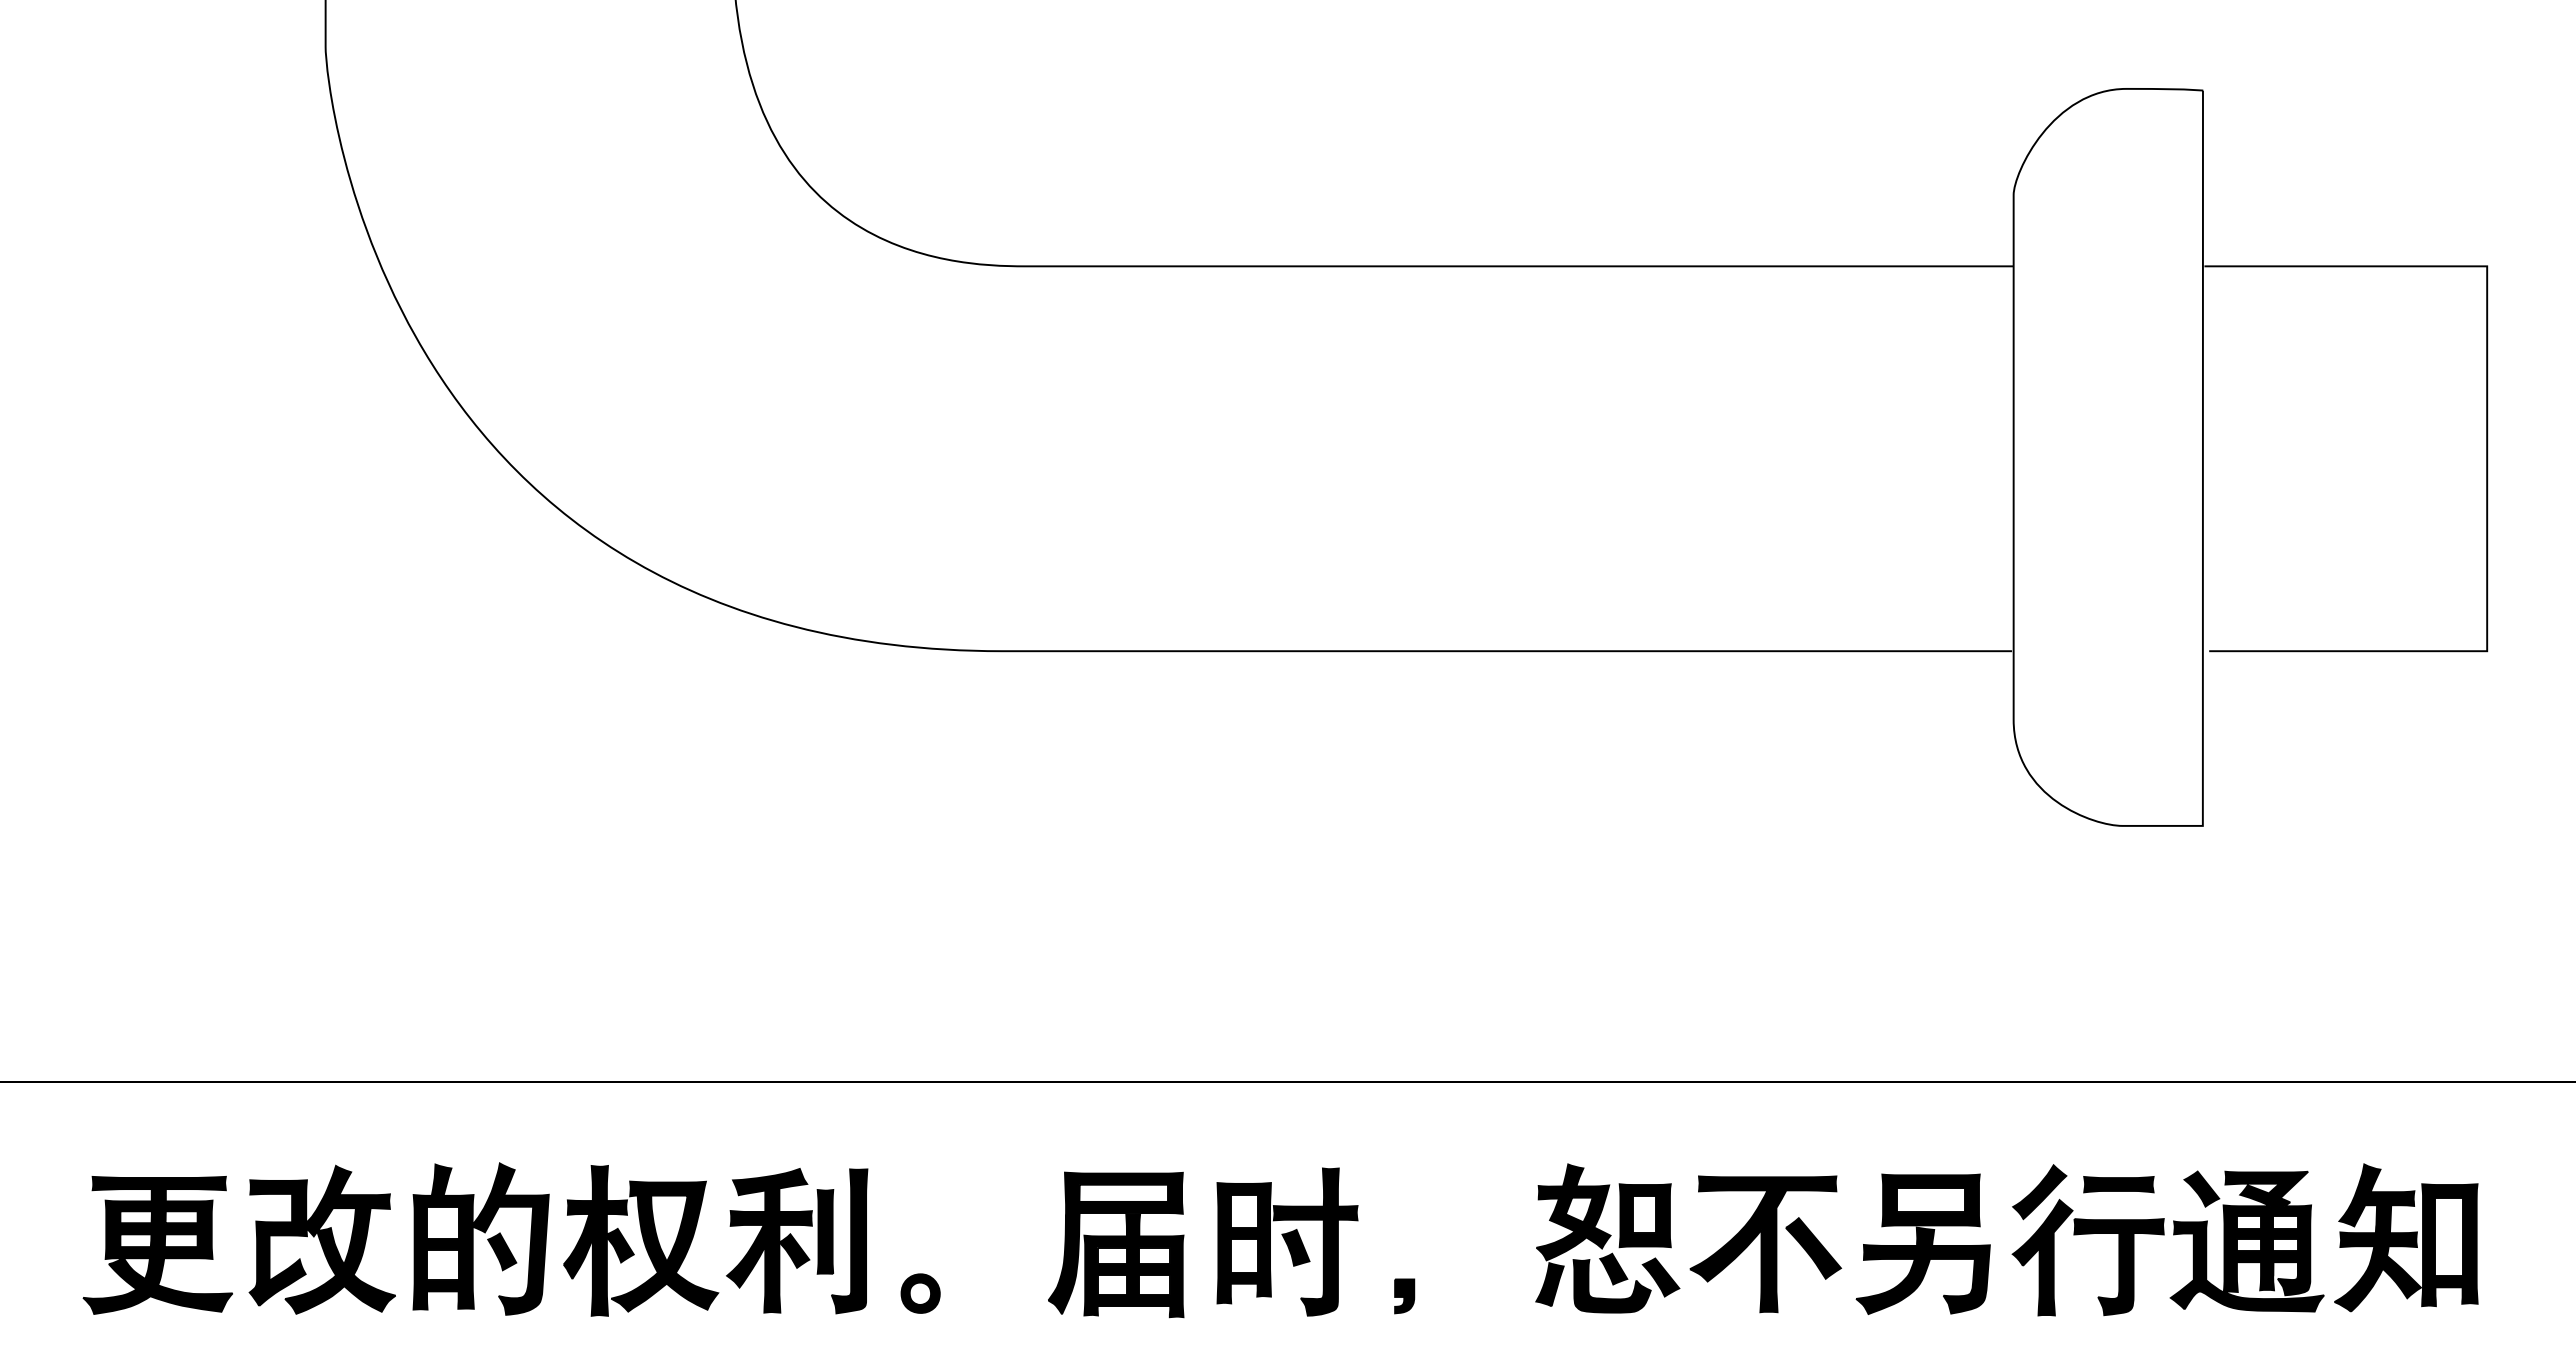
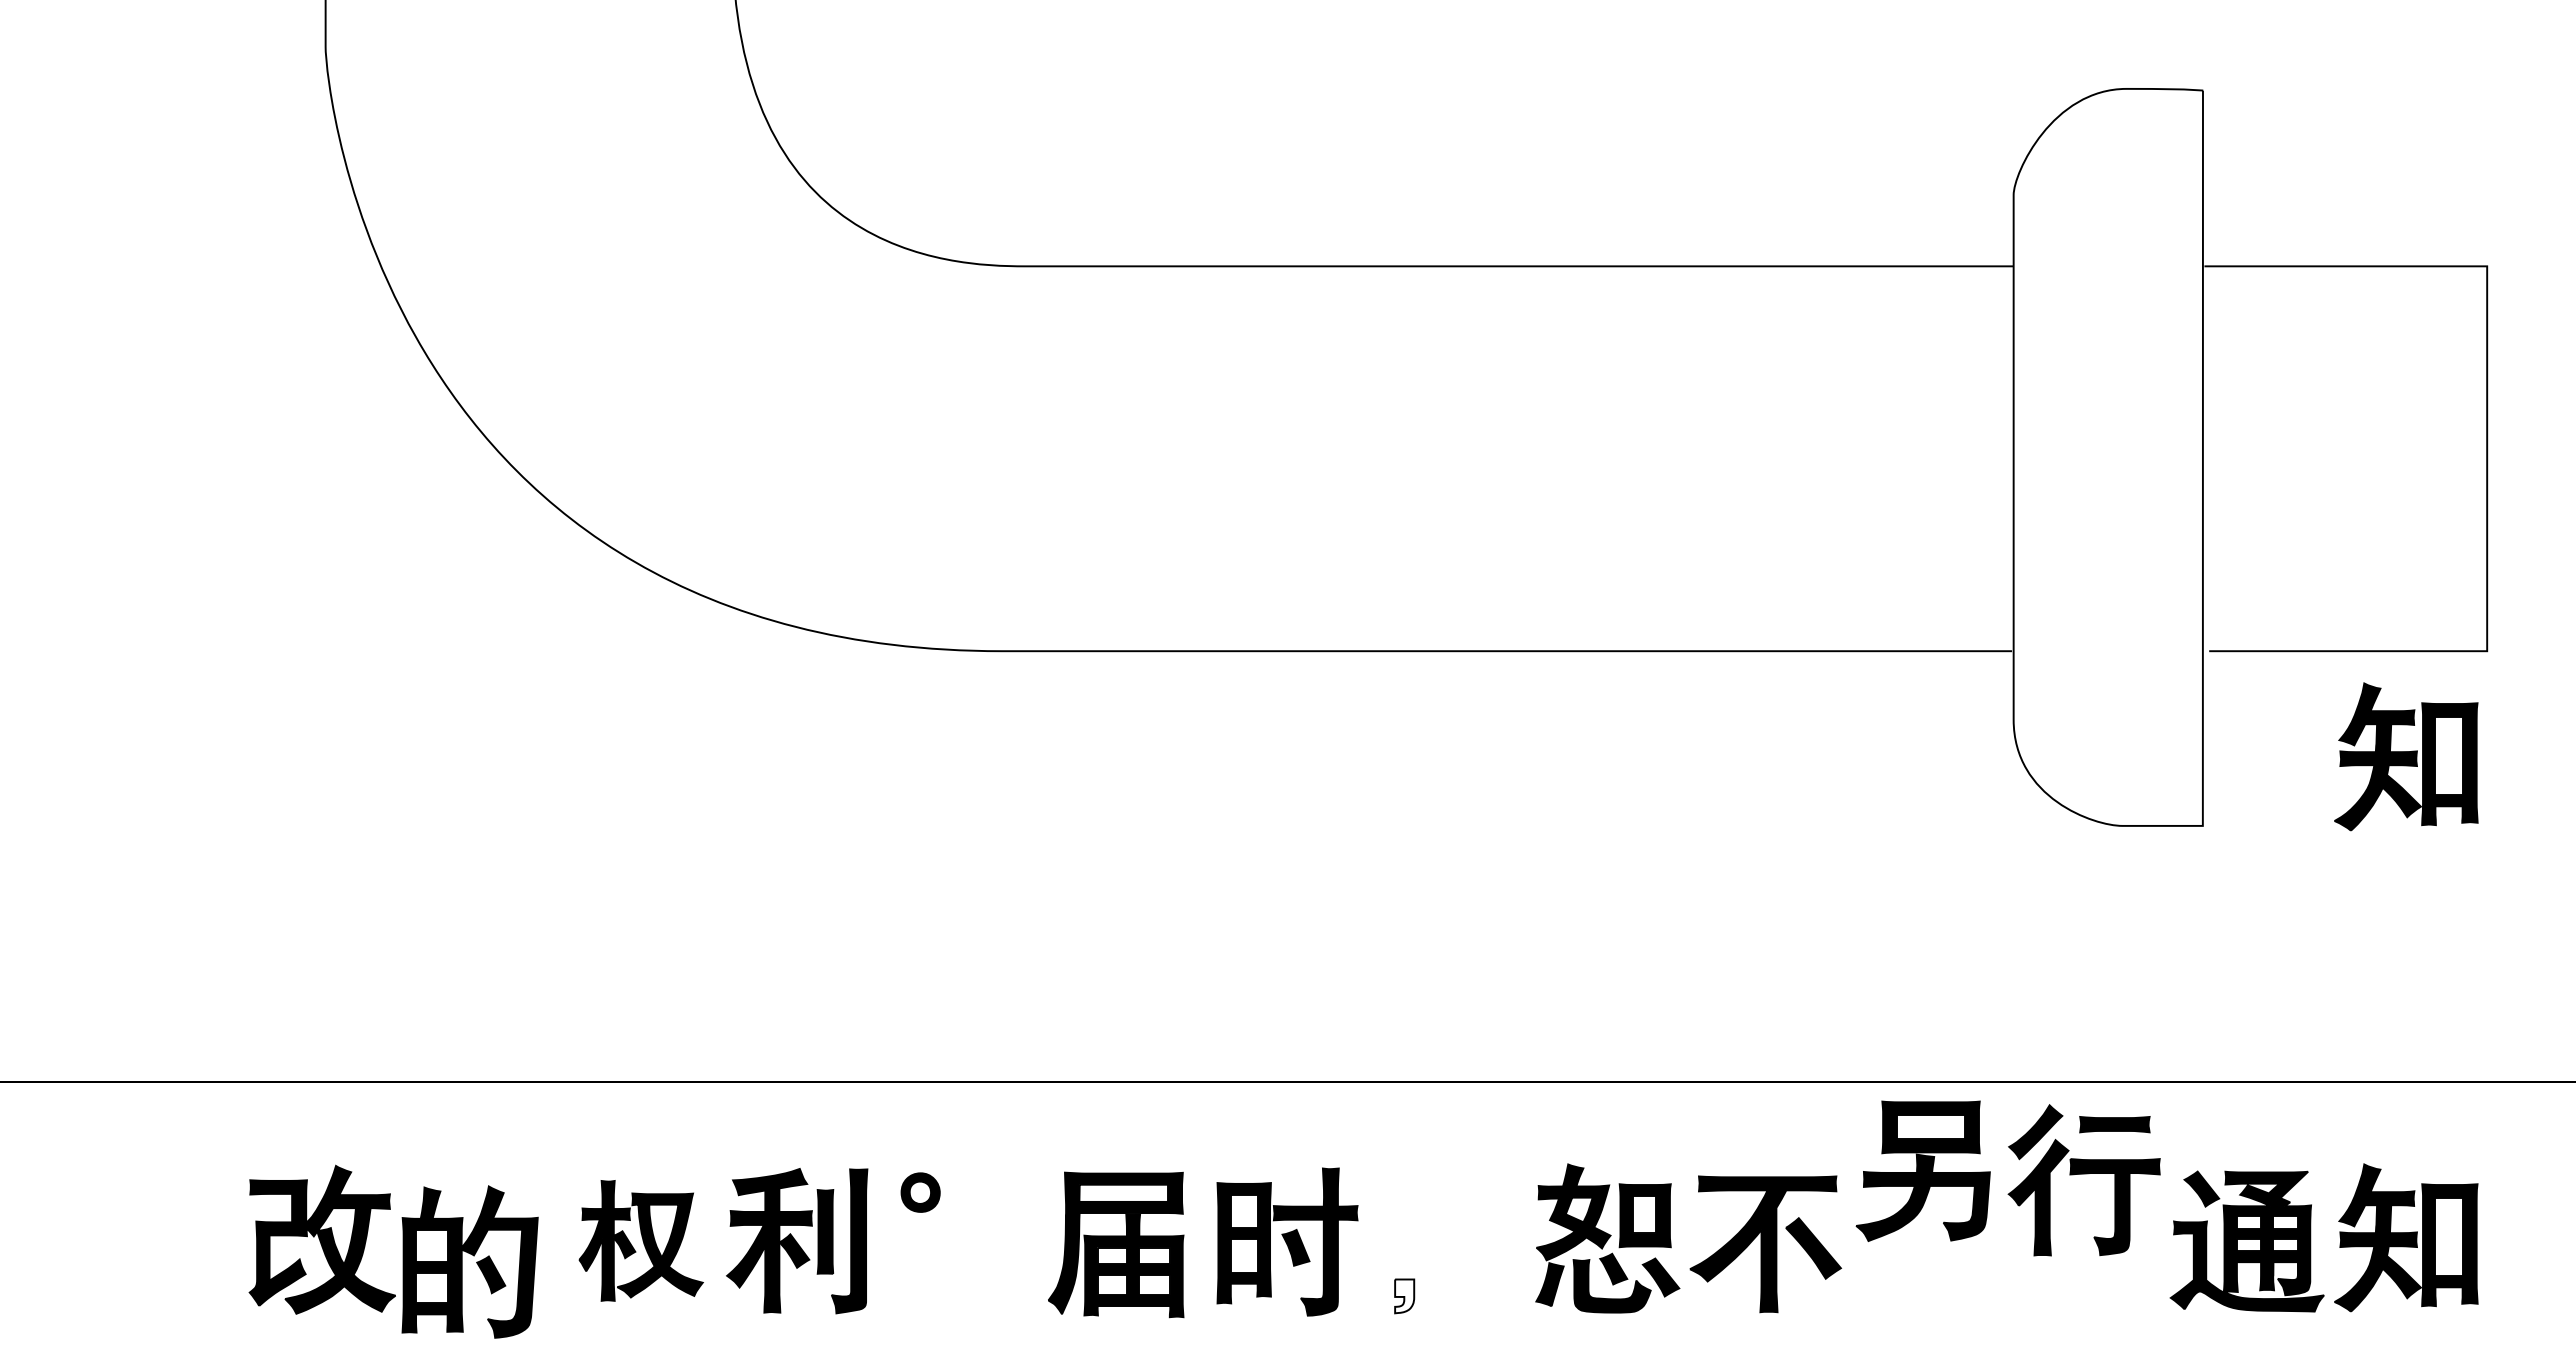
part: none -> present (2406, 756)
part position: (484, 1233) -> (473, 1256) (473, 1256)
part size: 157x152 px -> 126x122 px (640, 1240)
part position: (2087, 1240) -> (2083, 1180) (2083, 1180)
part position: (1922, 1243) -> (1922, 1170) (1922, 1170)
part: present -> none (157, 1245)
part position: (920, 1293) -> (920, 1192) (920, 1192)
fill: present -> none (1404, 1296)
